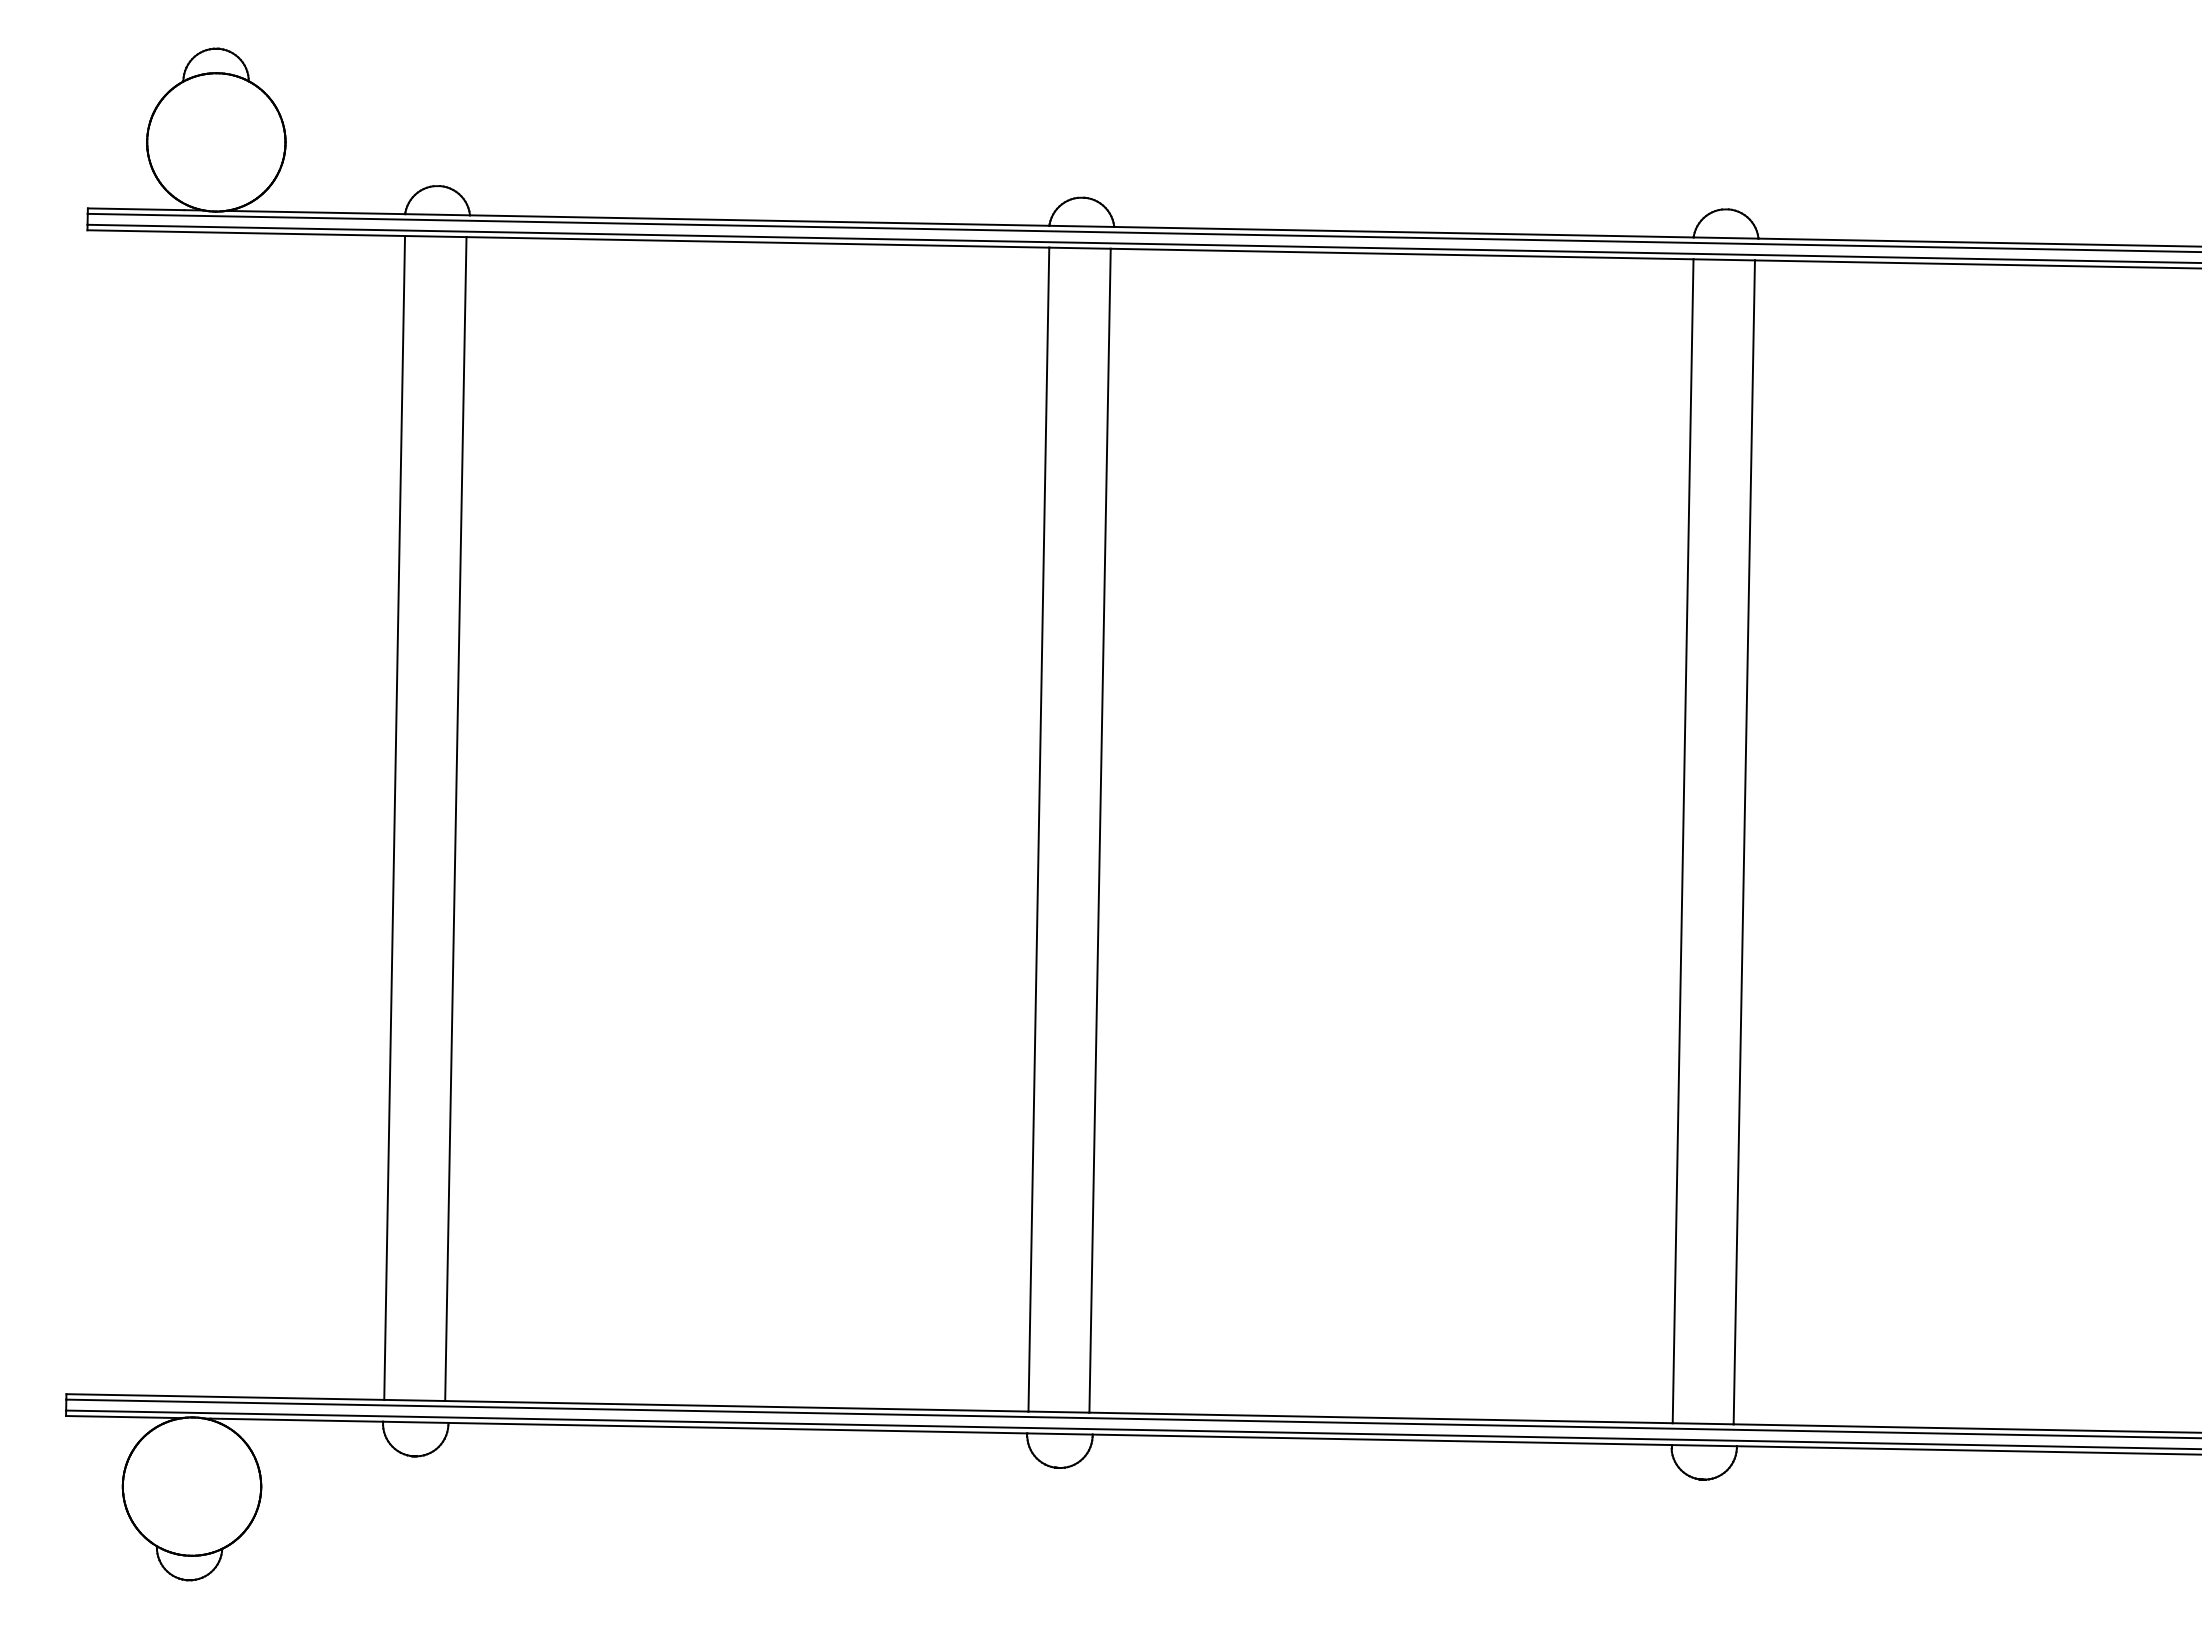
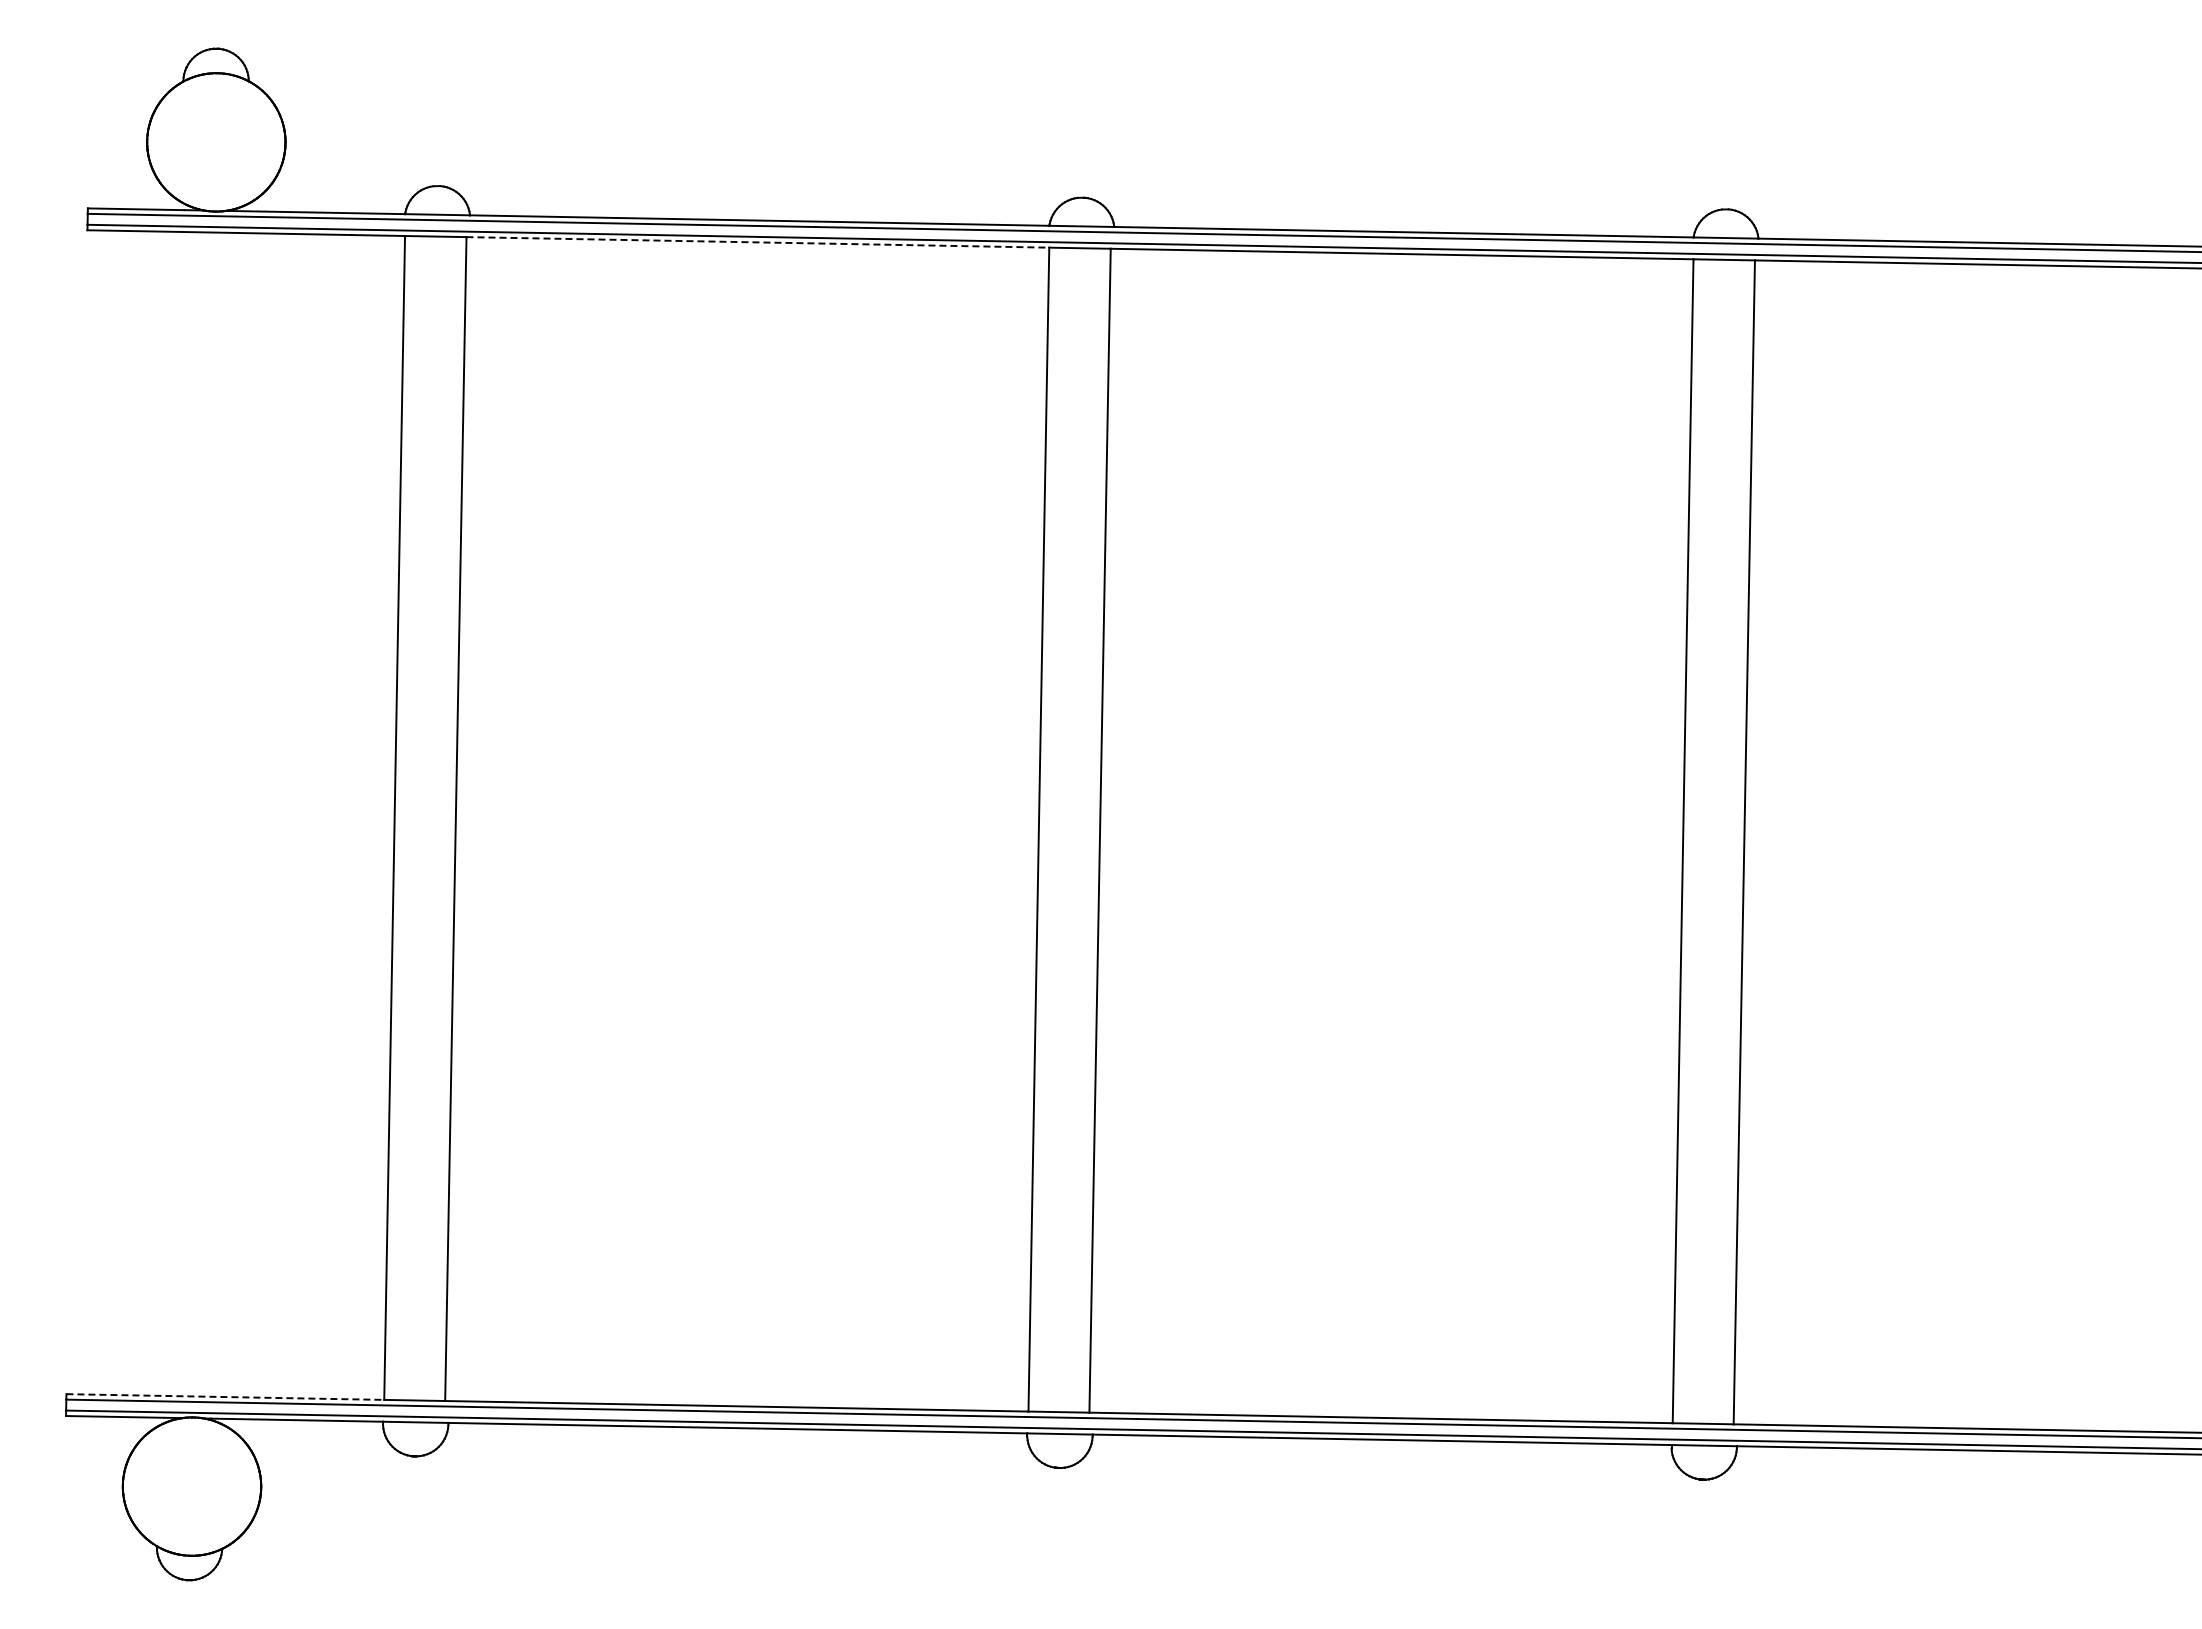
line: solid -> dashed (758, 242)
line: solid -> dashed (225, 1397)
